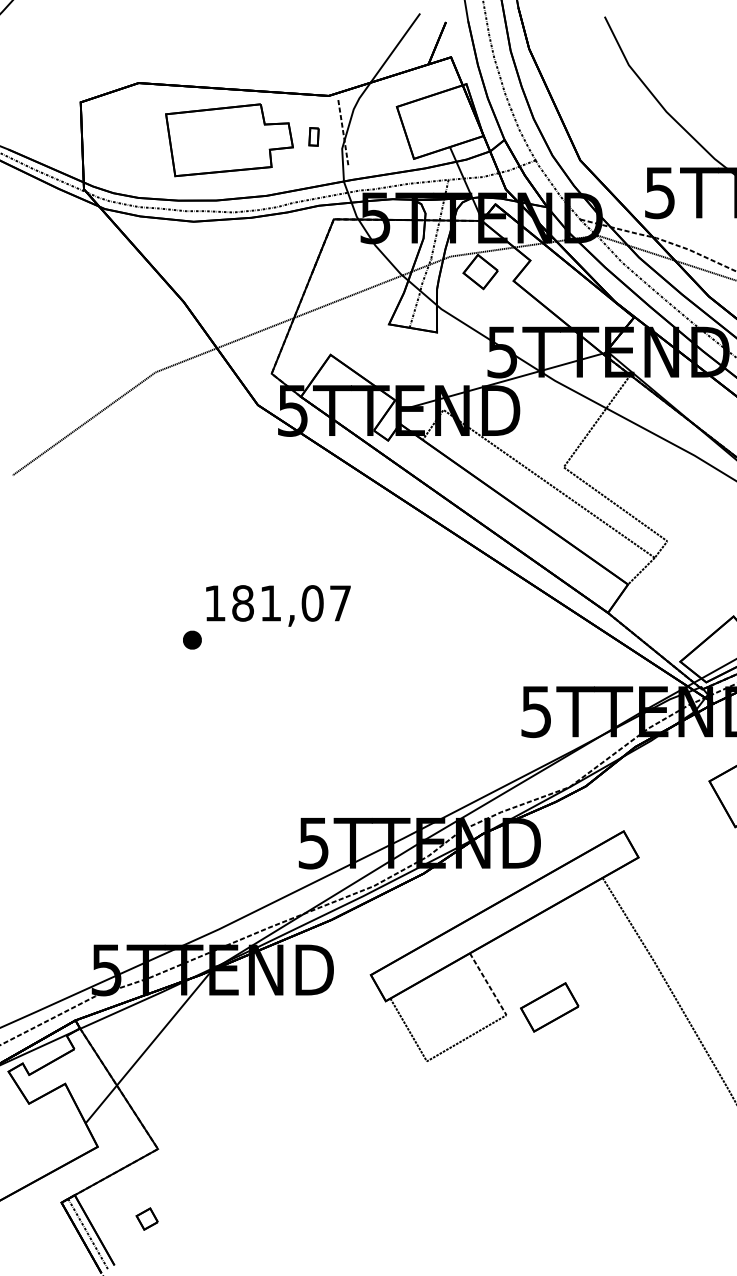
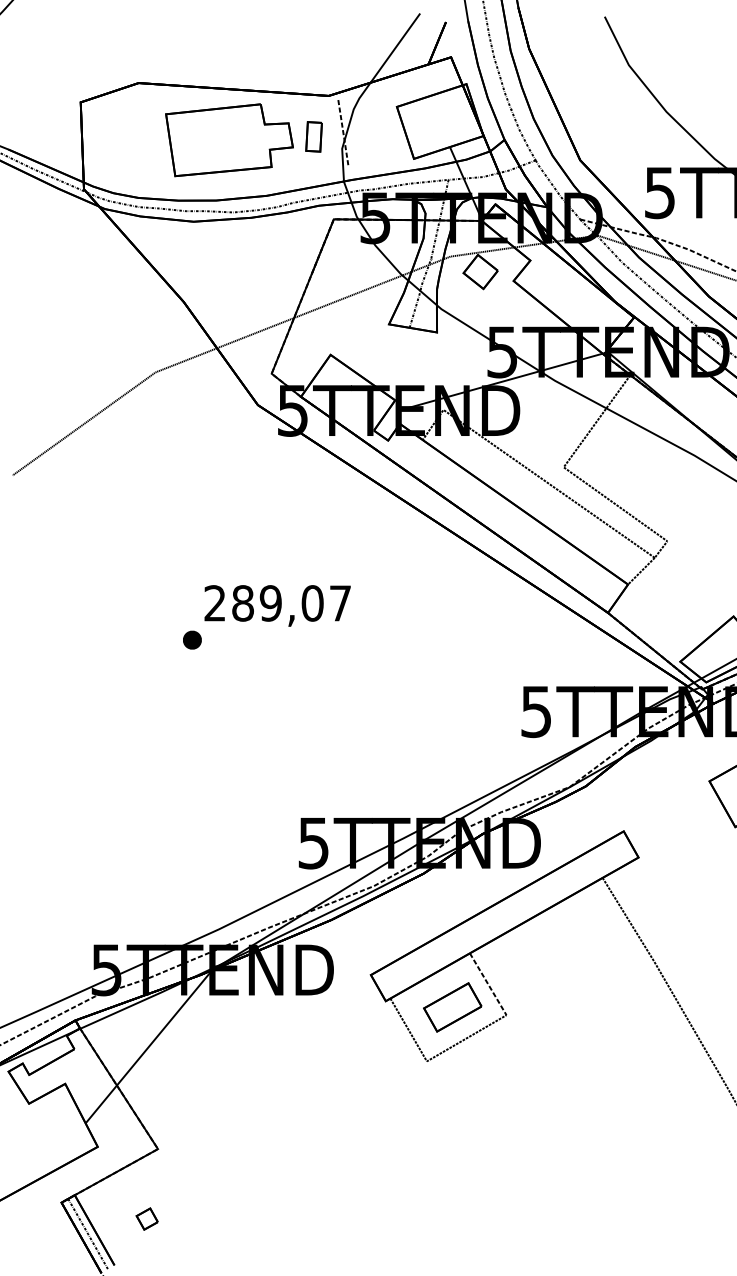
part size: 12x20 px -> 18x32 px (313, 136)
text: 181,07 -> 289,07 (242, 603)
part position: (549, 1007) -> (452, 1007) (452, 1007)
